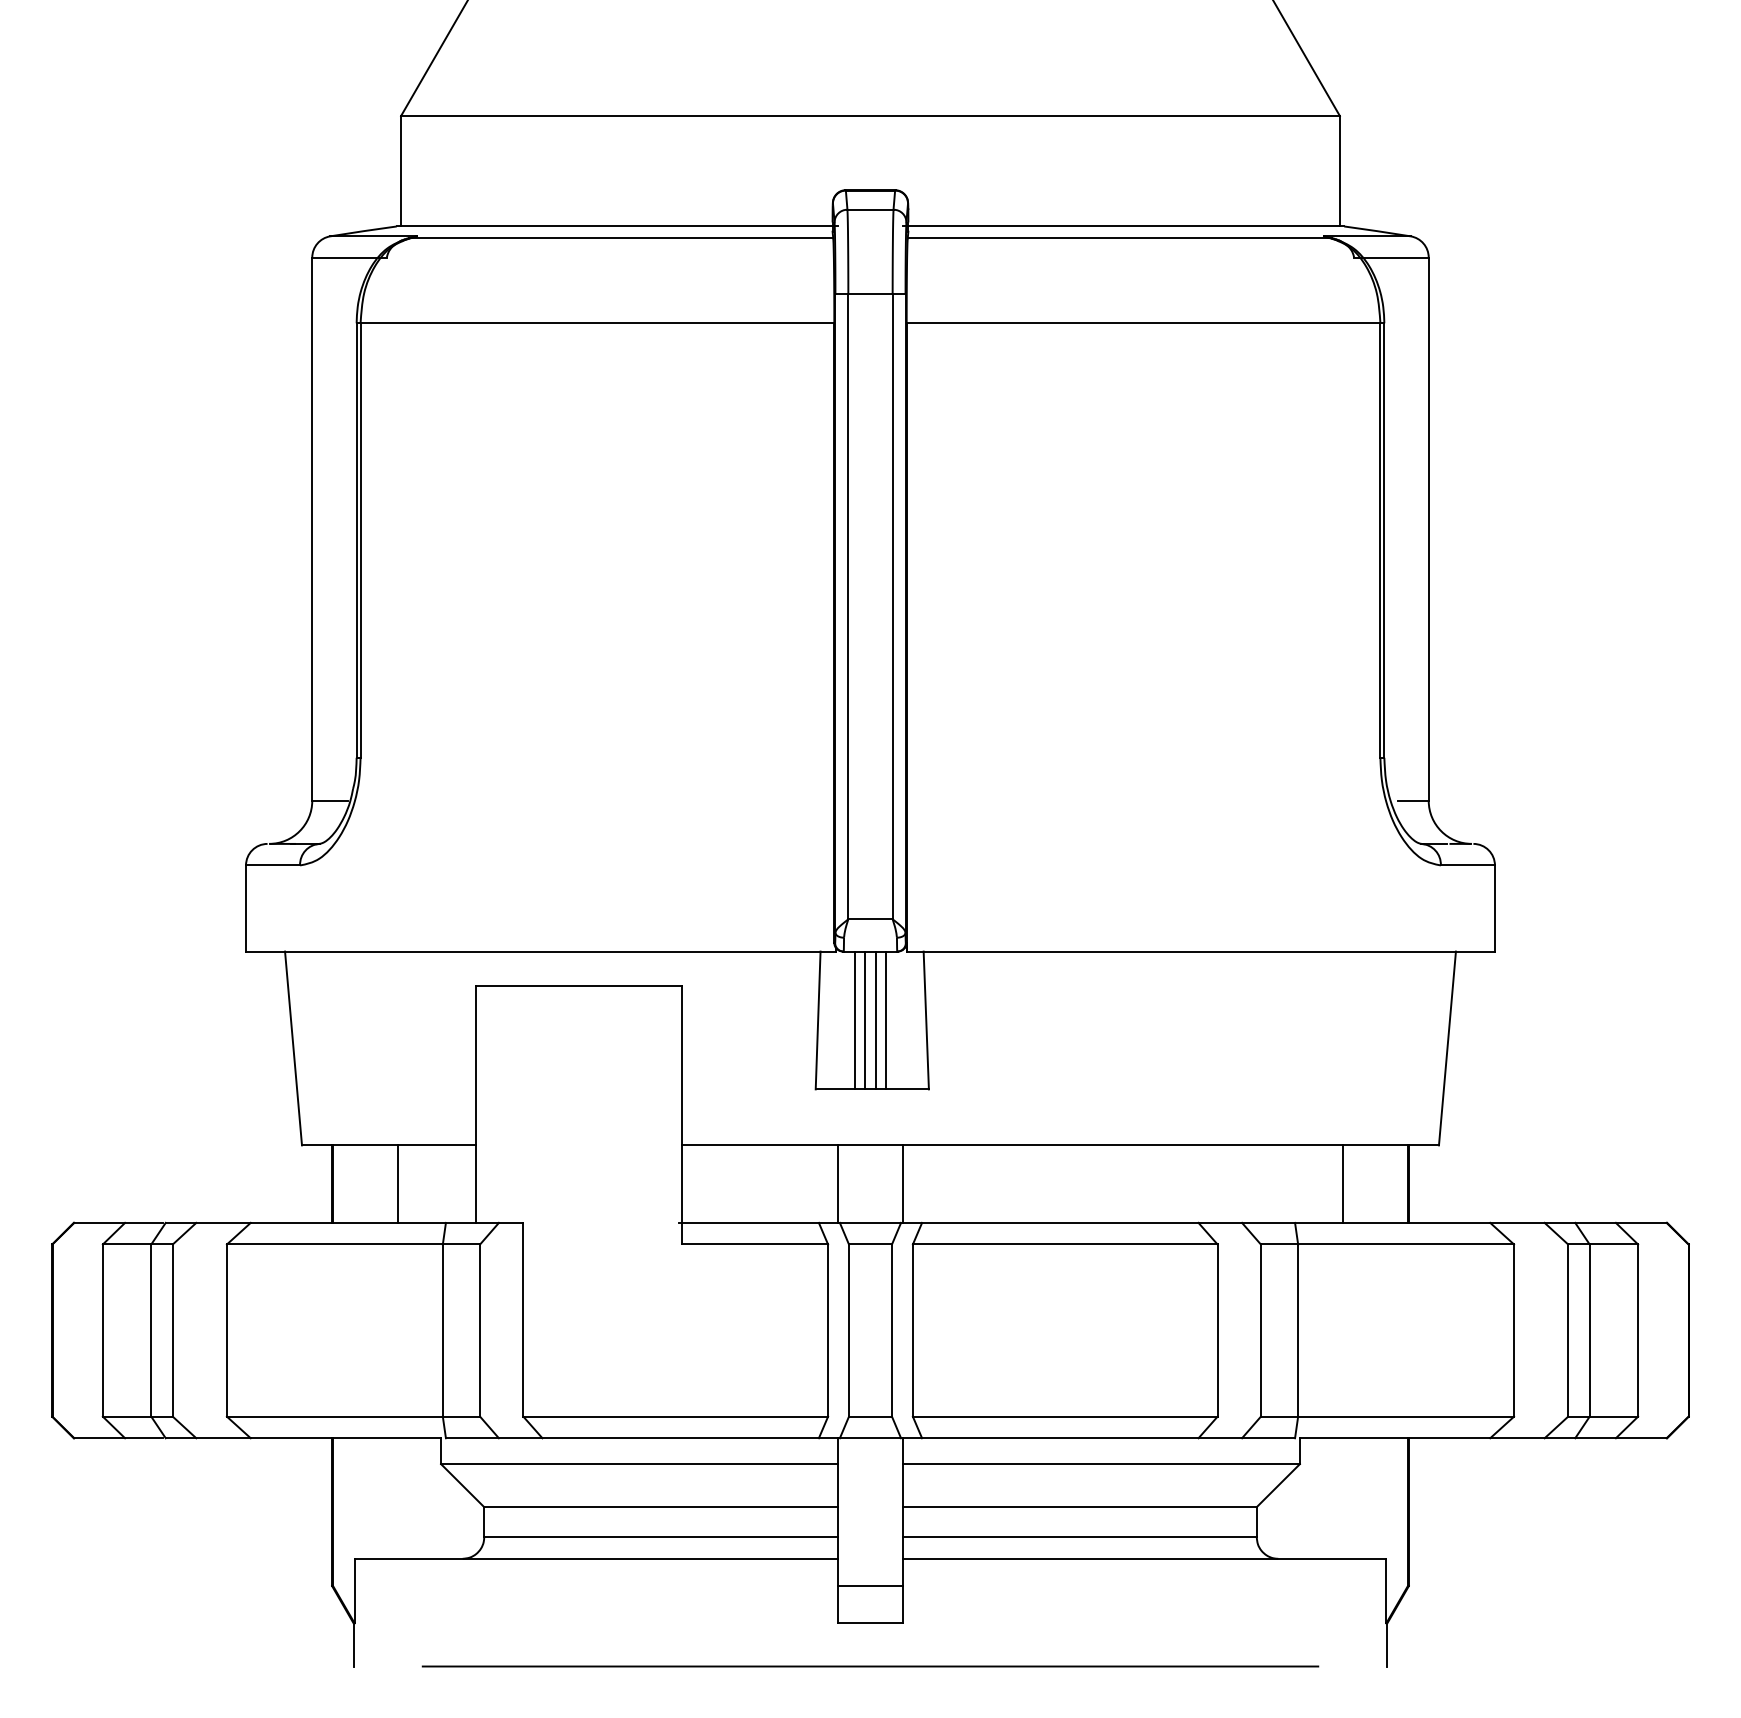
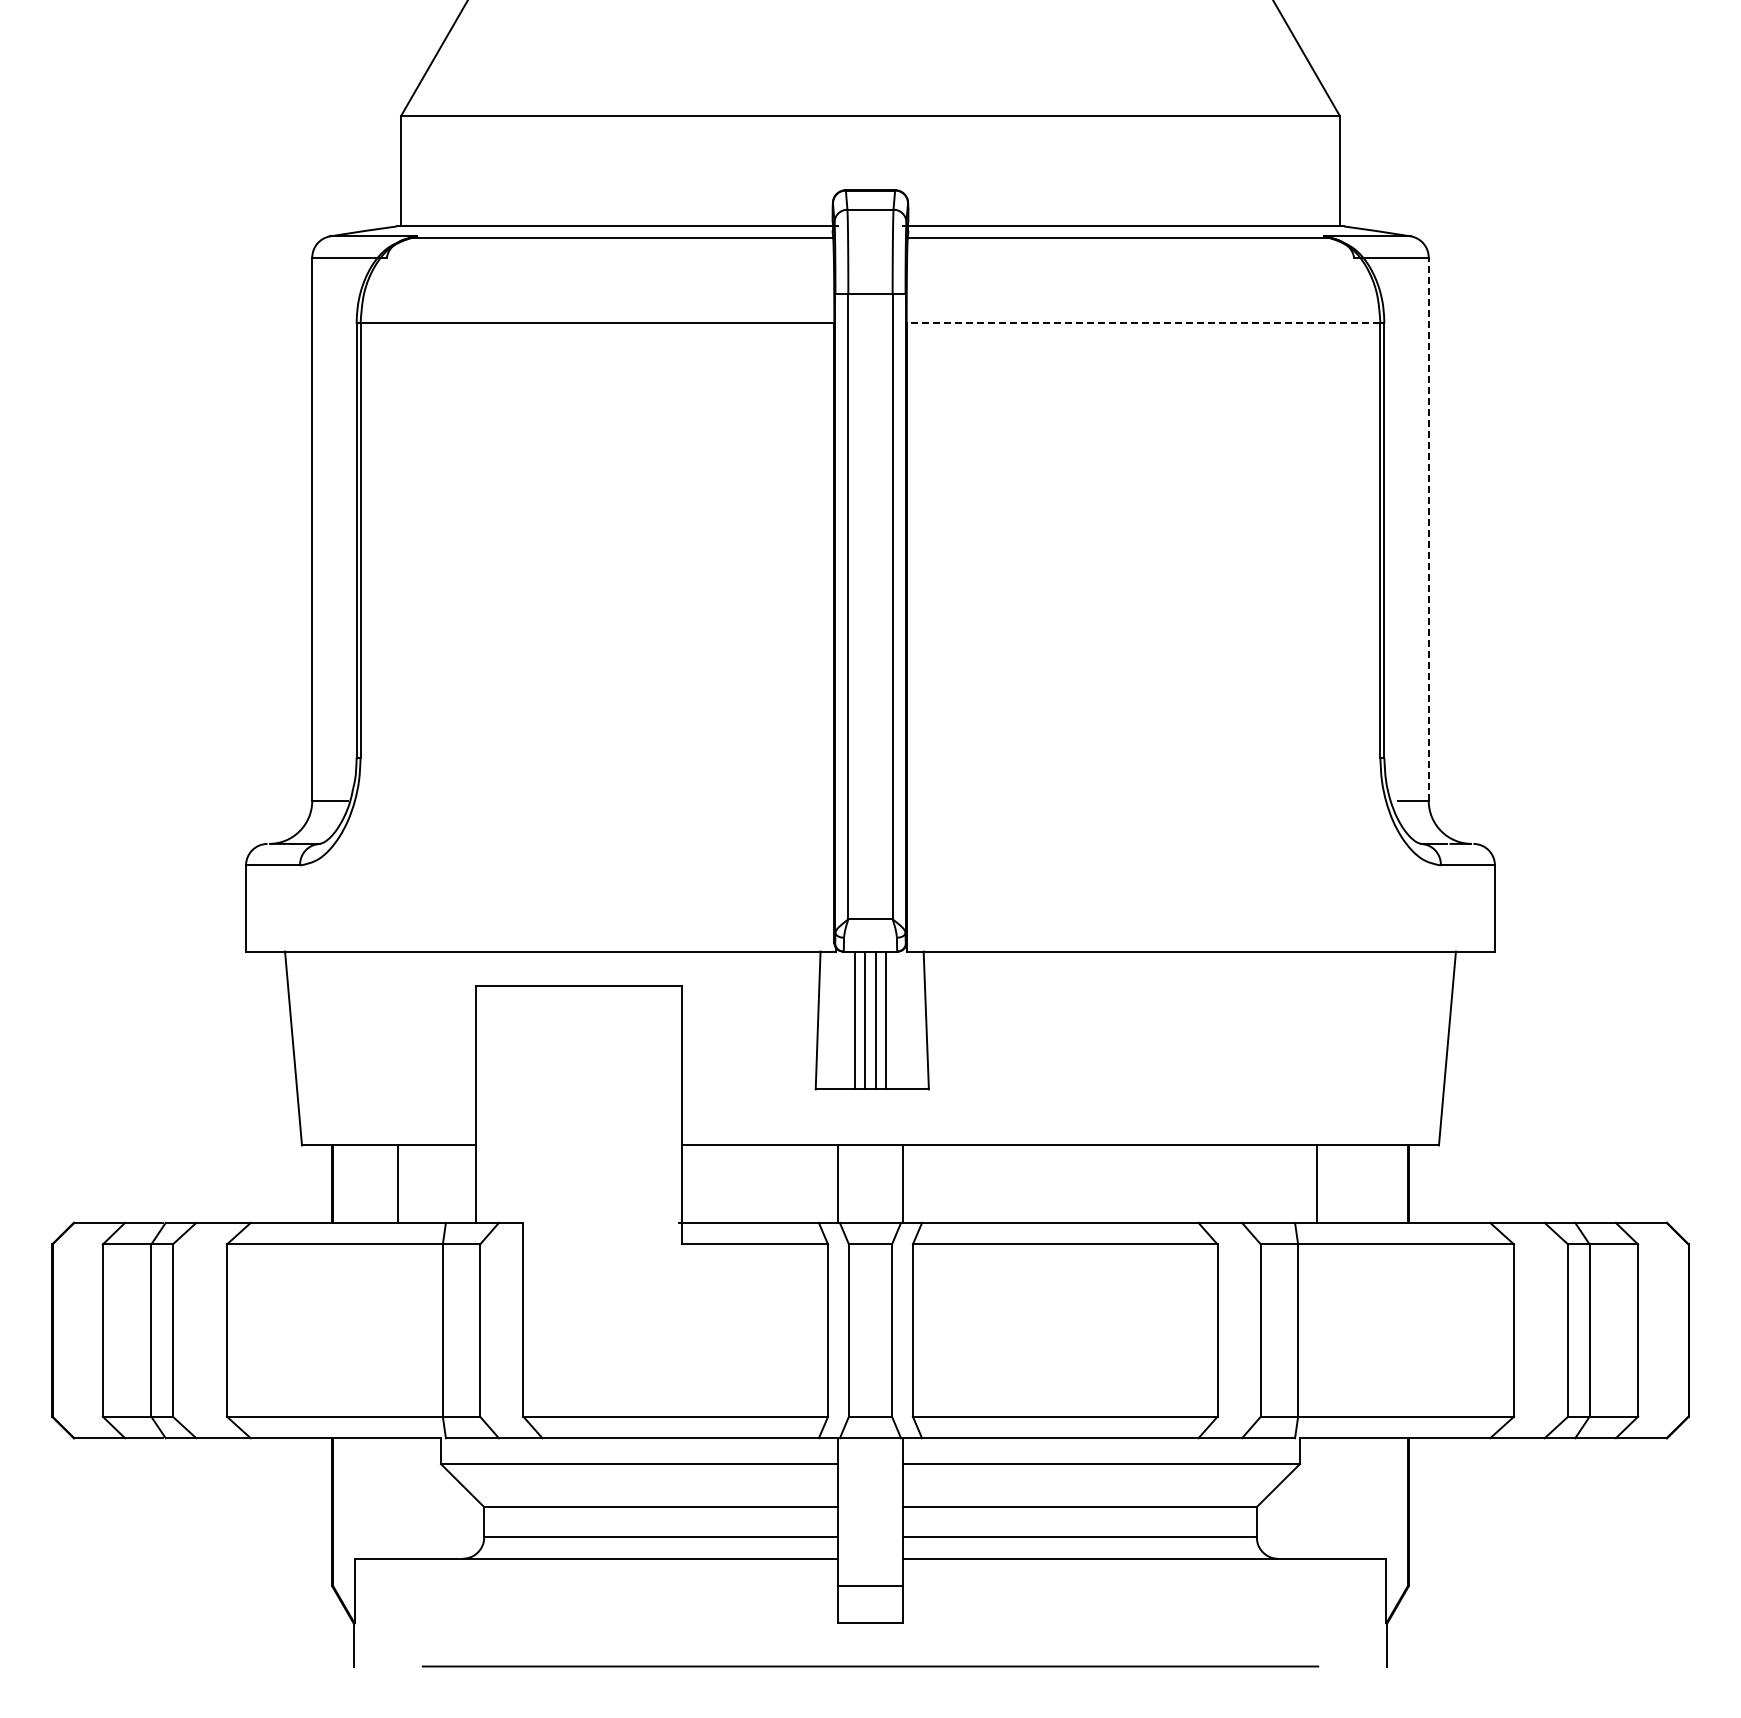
line: solid -> dashed (1143, 323)
line: solid -> dashed (1428, 529)
line position: (1343, 1183) -> (1317, 1183) (1317, 1183)
